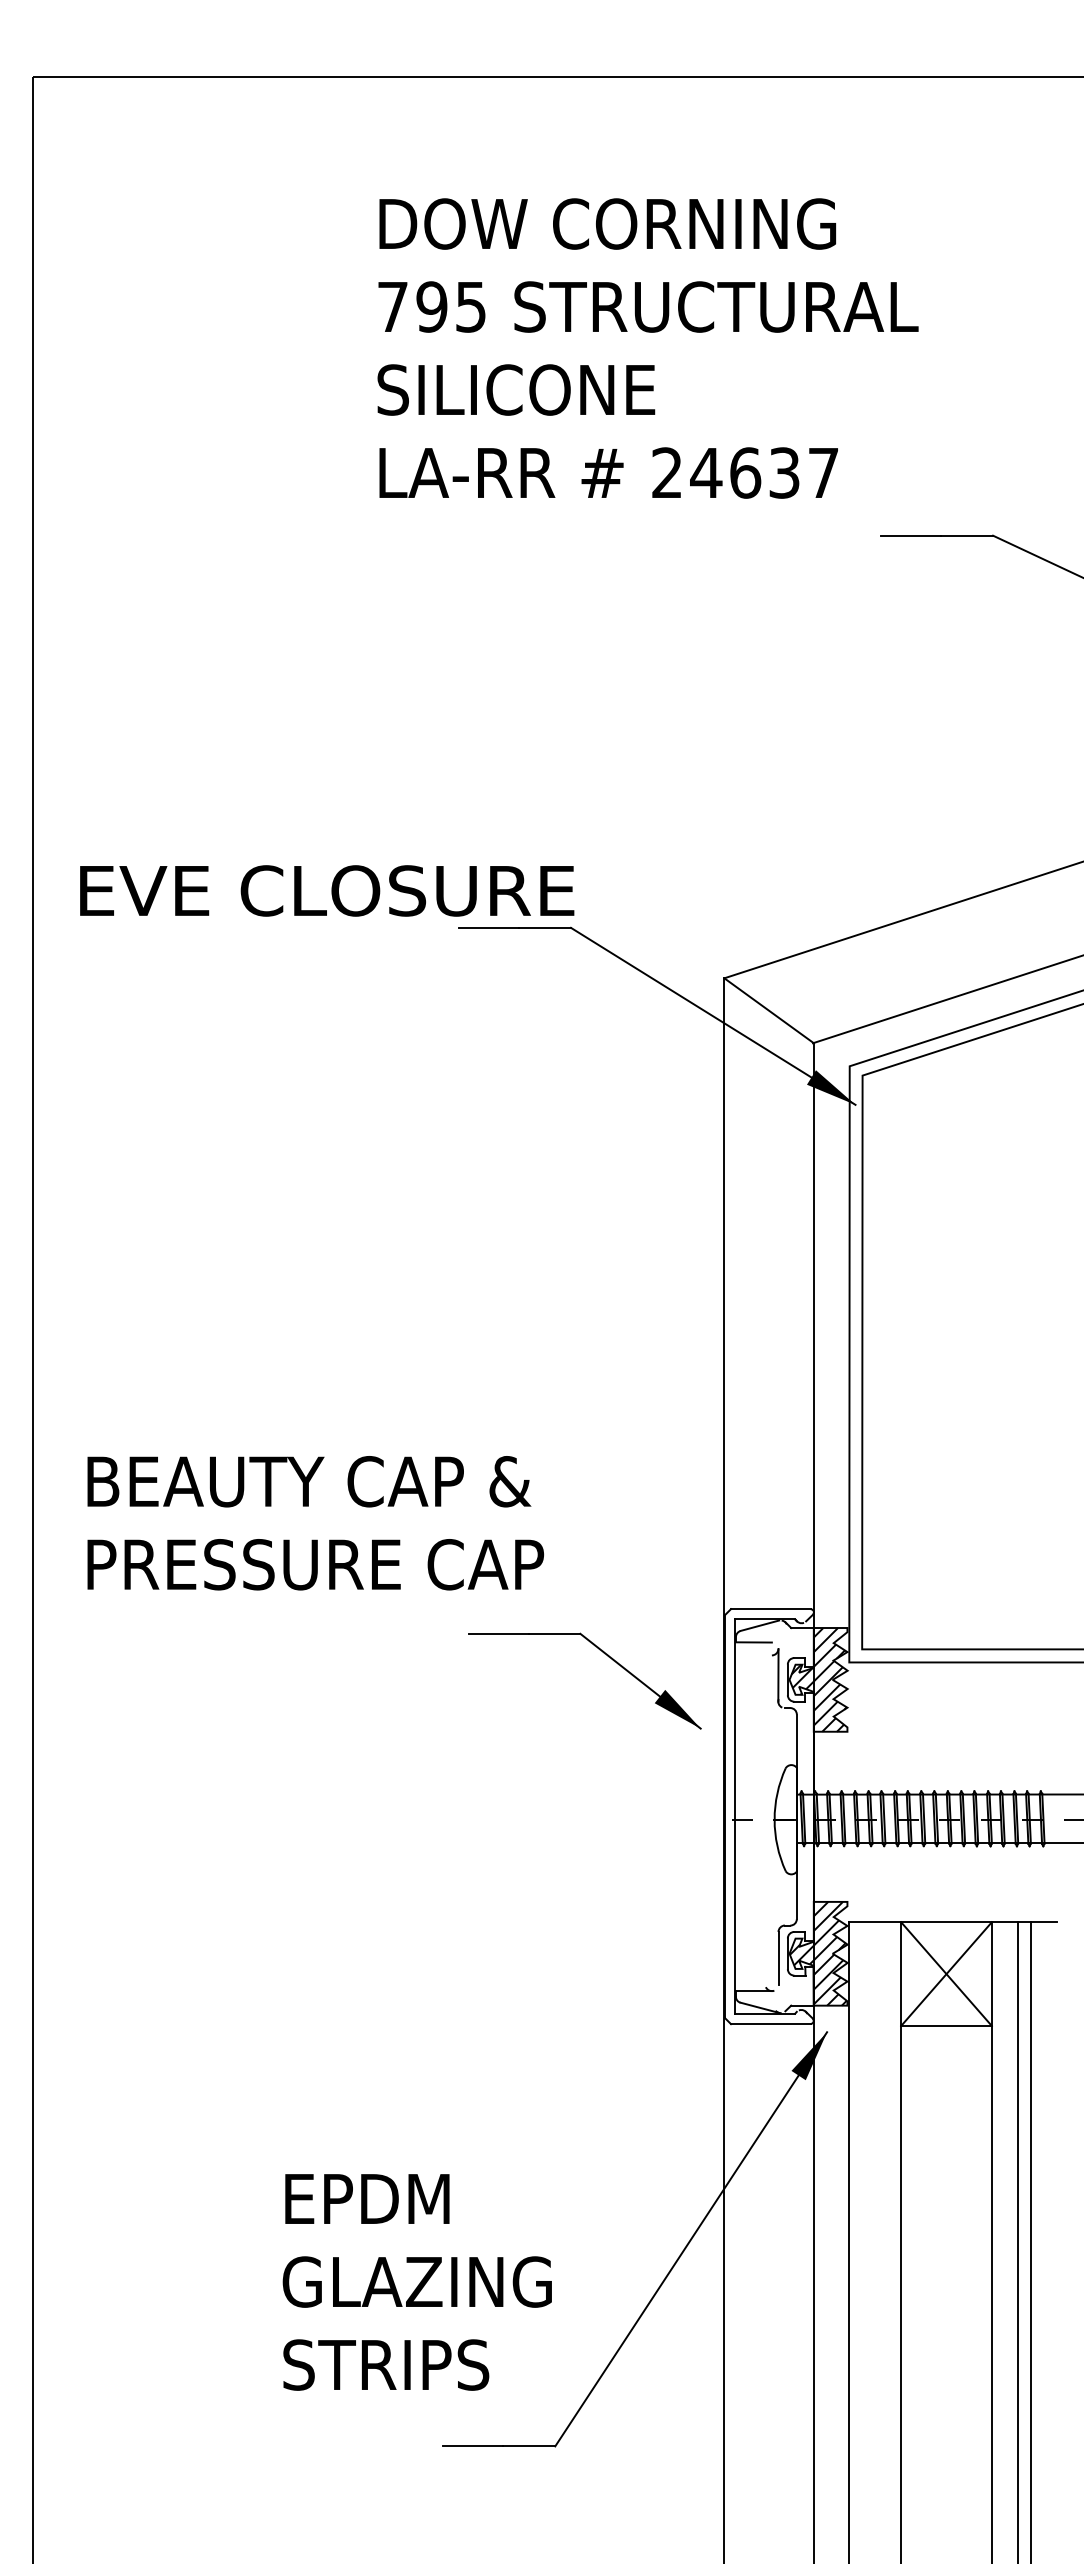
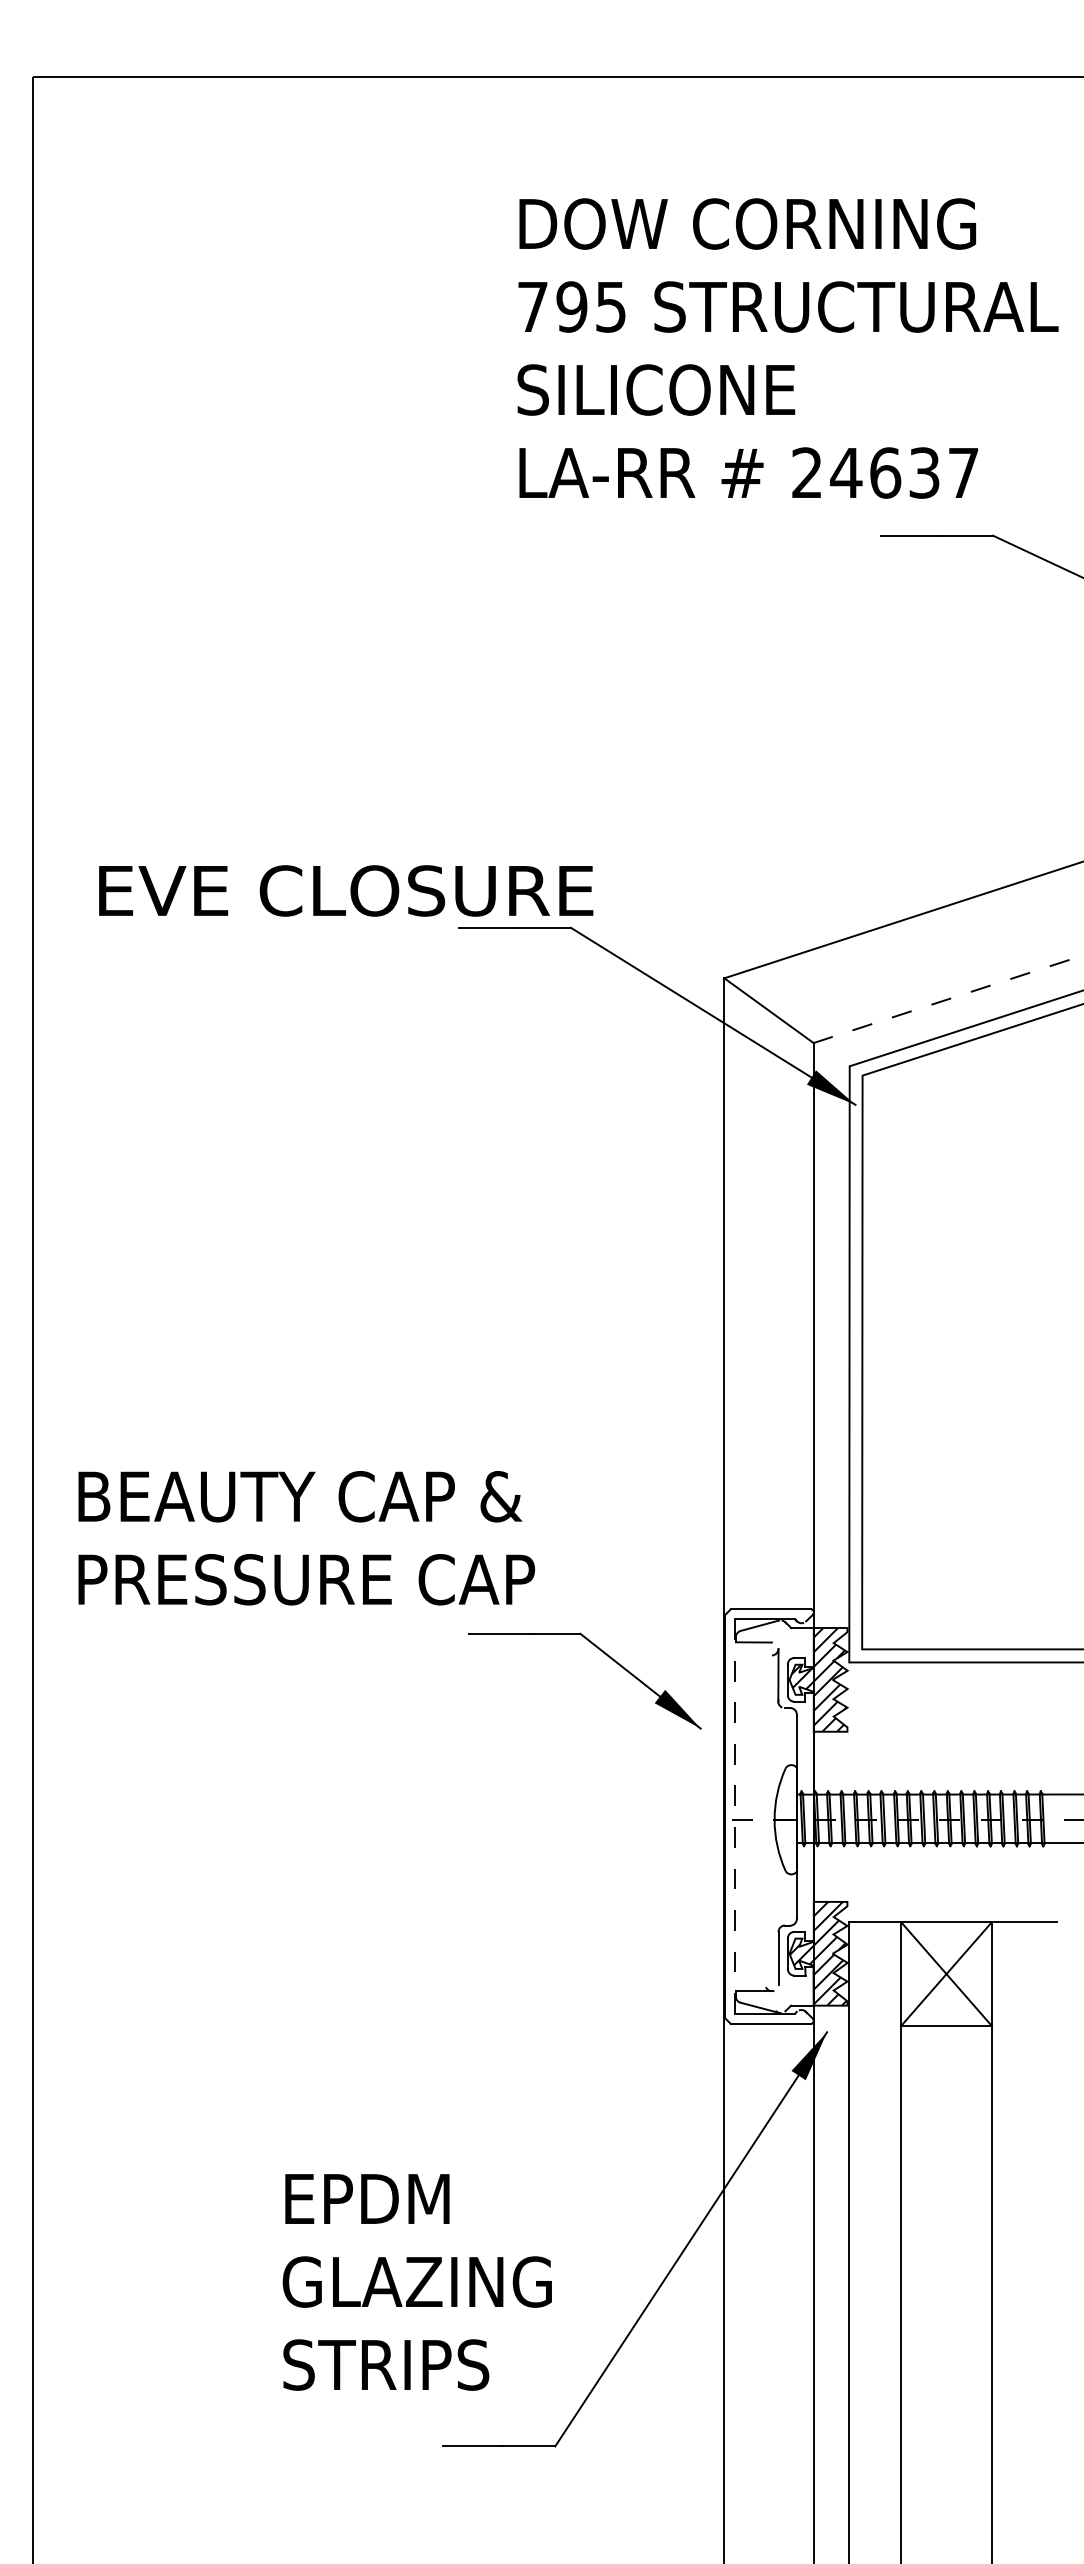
text position: (647, 348) -> (787, 348) (787, 348)
text position: (327, 890) -> (346, 890) (346, 890)
line: solid -> dashed (948, 999)
text position: (315, 1523) -> (306, 1538) (306, 1538)
line: solid -> dashed (735, 1817)
line: present -> none (1017, 2241)
line: present -> none (1030, 2241)
